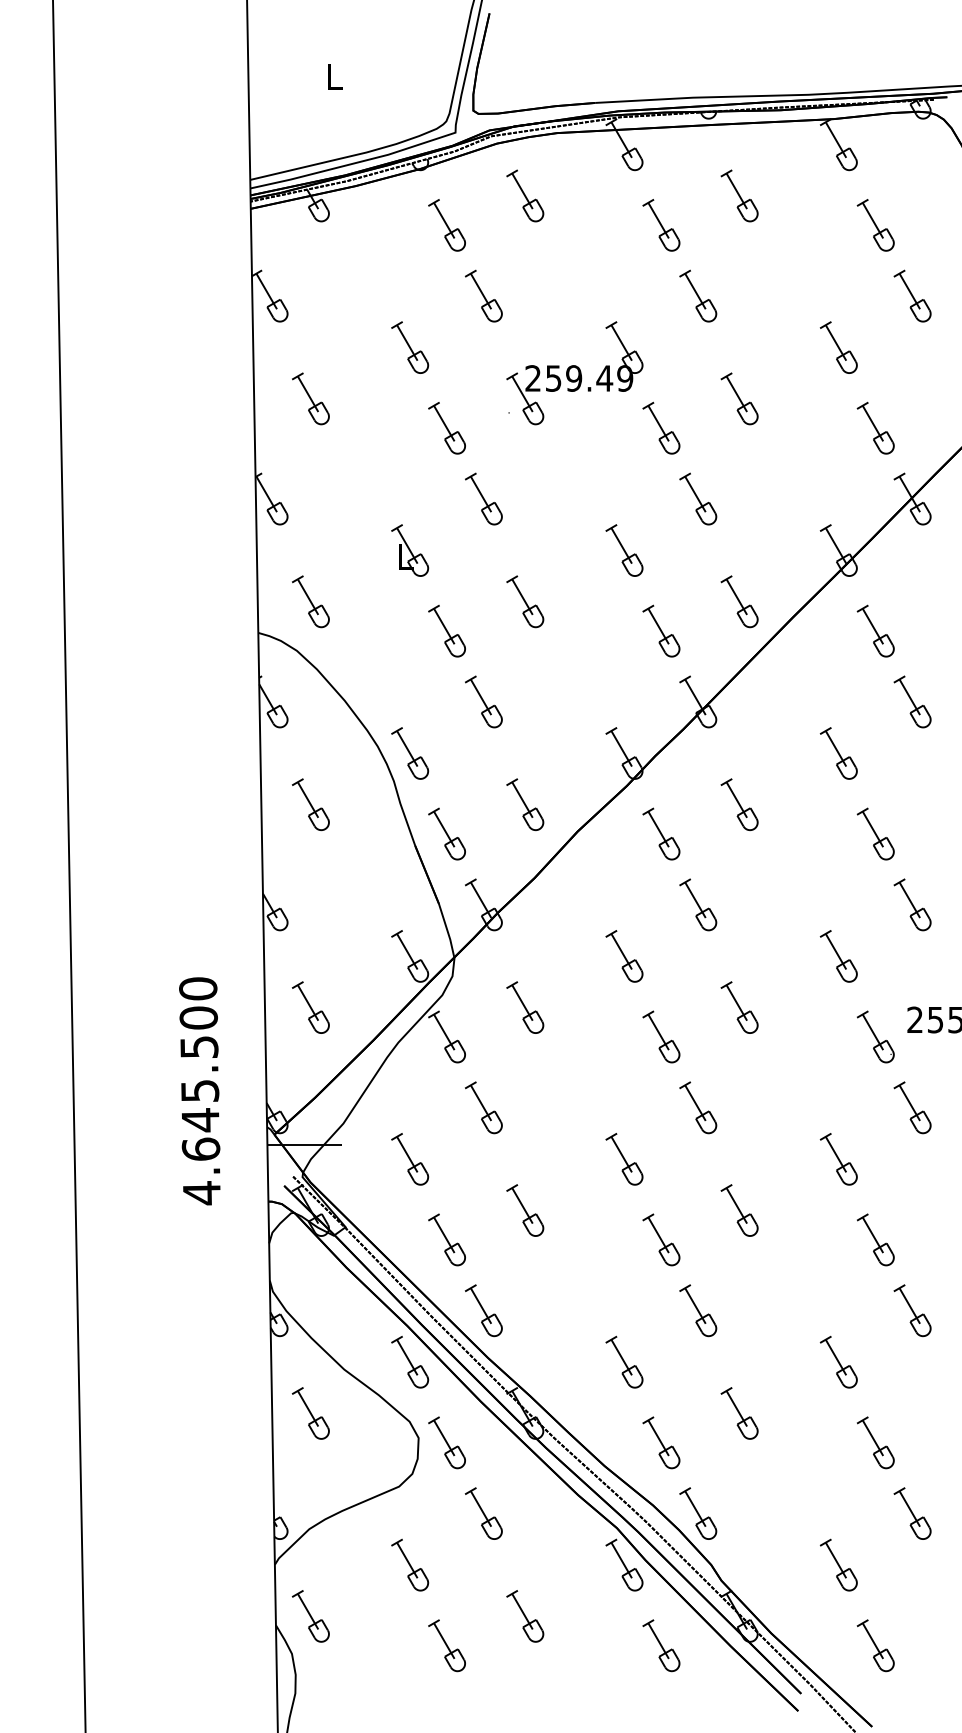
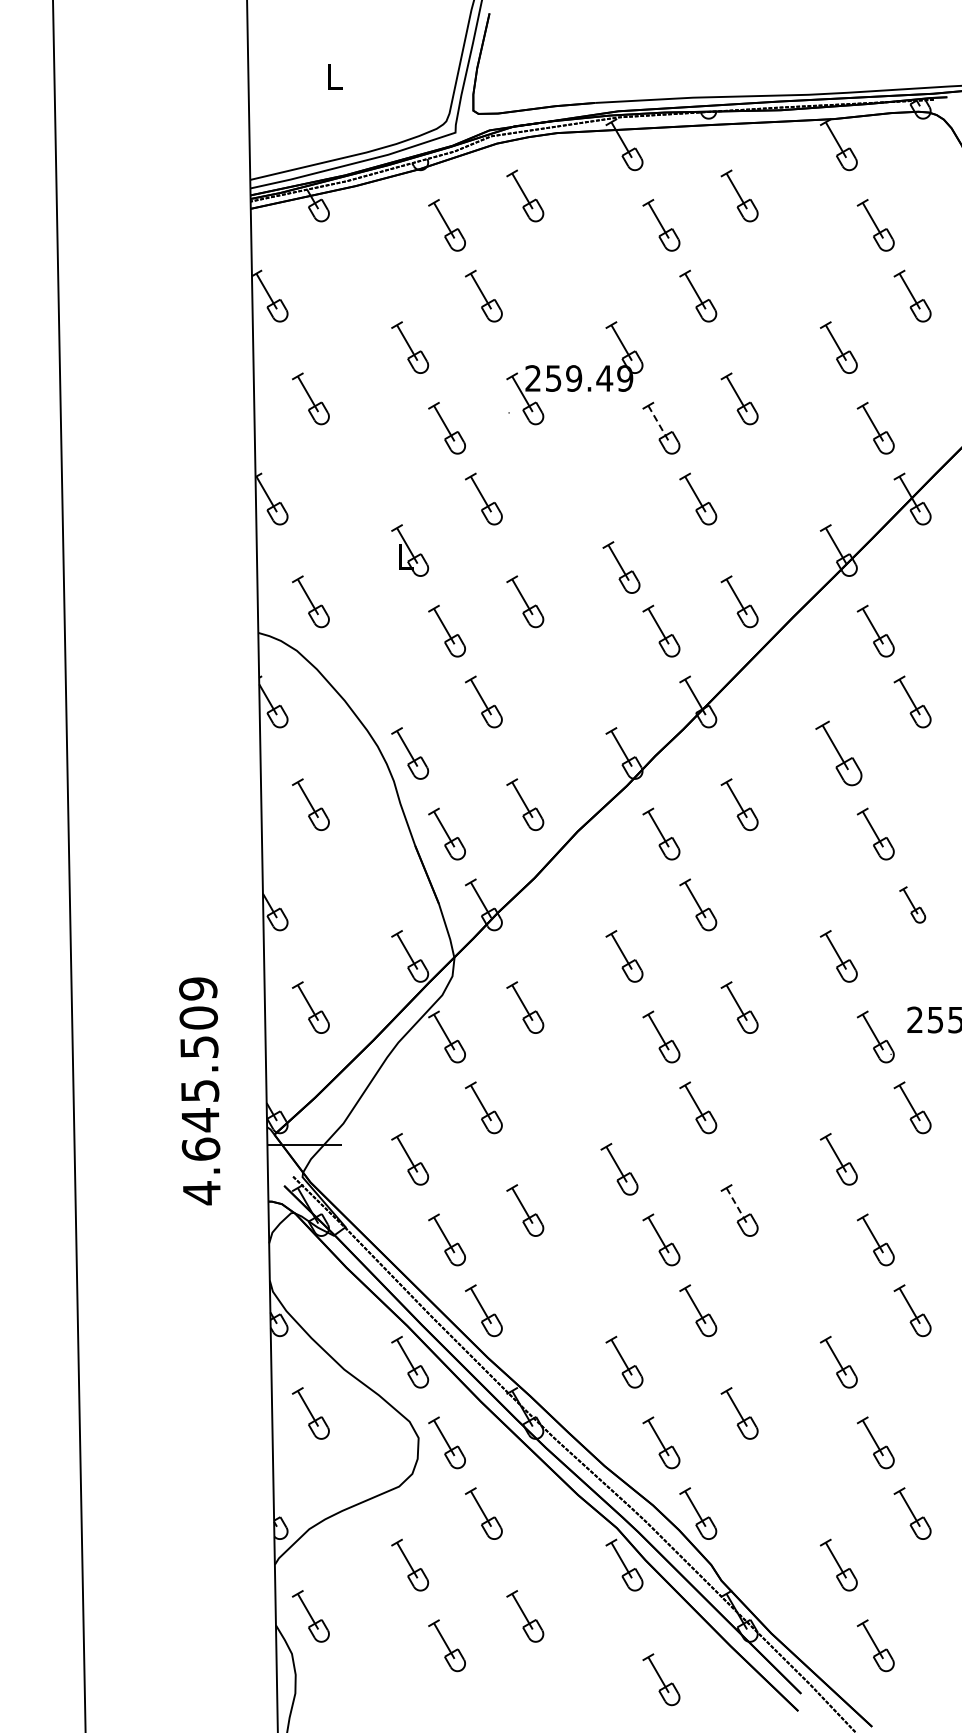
line: solid -> dashed (658, 423)
part position: (624, 550) -> (621, 567) (621, 567)
part size: 39x53 px -> 48x67 px (838, 753)
part size: 39x54 px -> 28x38 px (912, 904)
text: 4.645.500 -> 4.645.509 (198, 988)
part position: (624, 1159) -> (619, 1169) (619, 1169)
line: solid -> dashed (736, 1205)
part position: (661, 1645) -> (661, 1679) (661, 1679)
